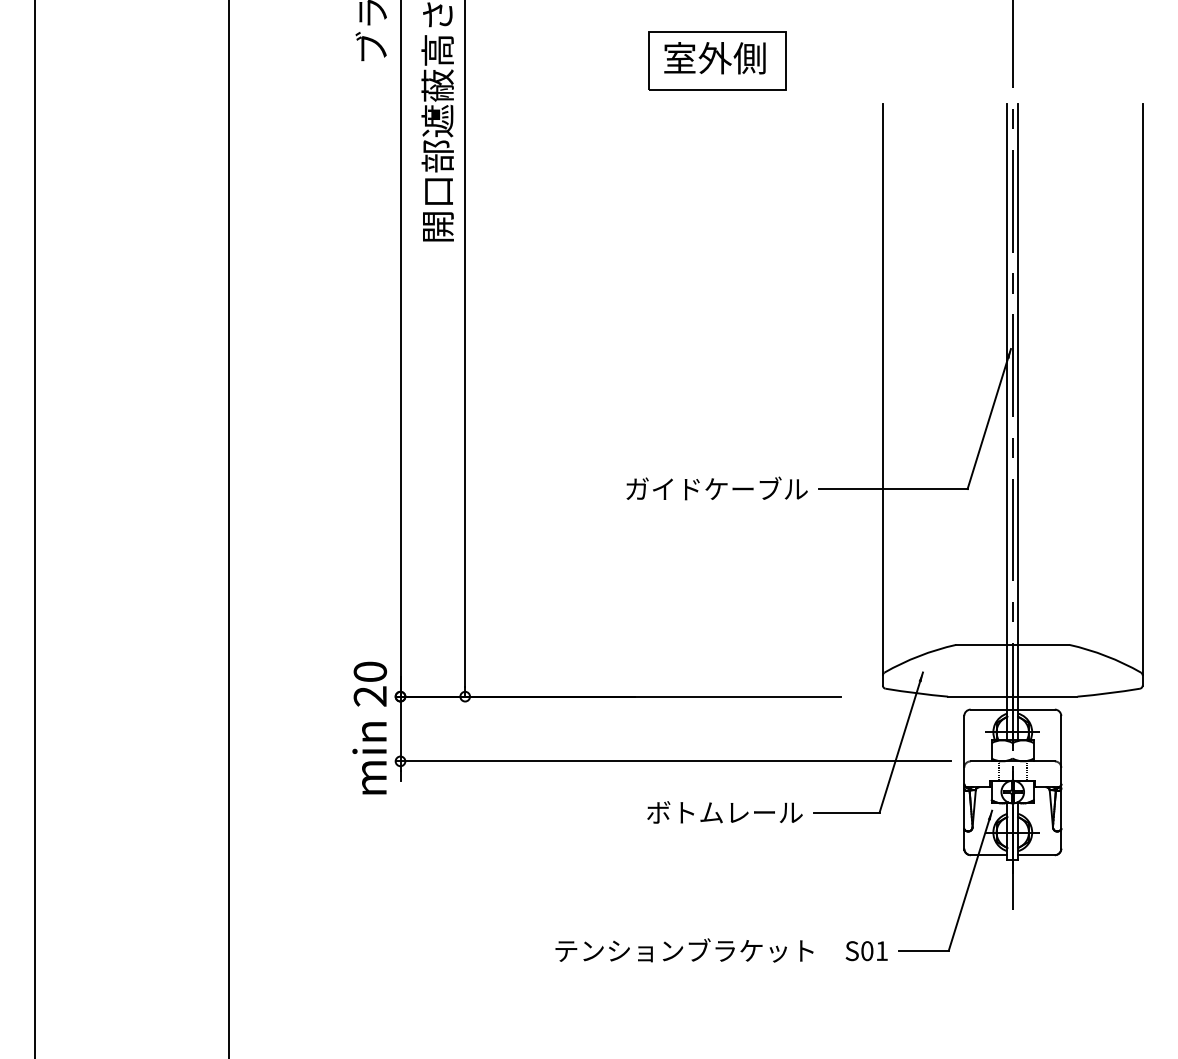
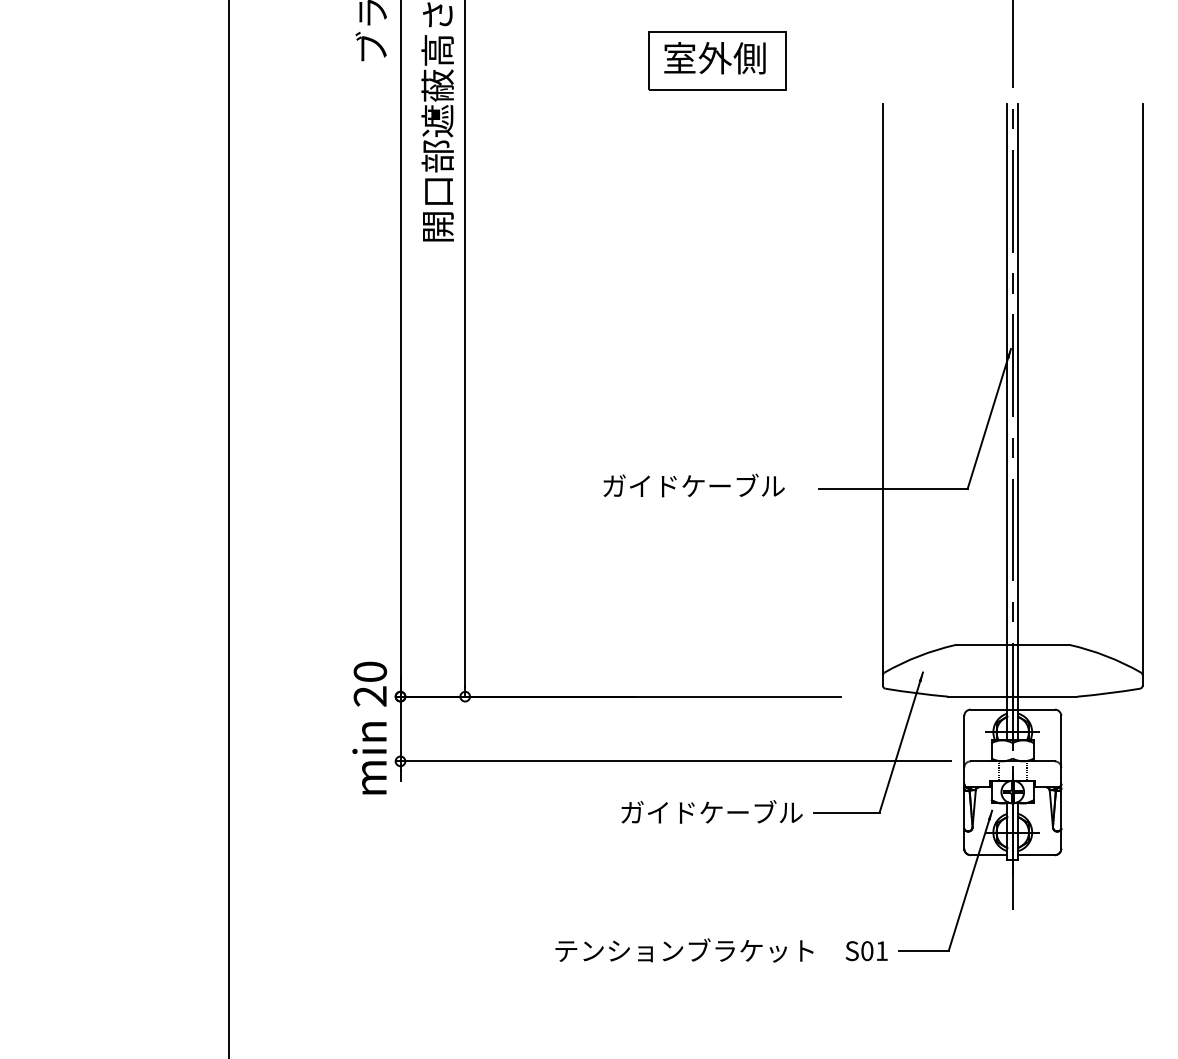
text position: (716, 488) -> (693, 485) (693, 485)
line: present -> none (35, 528)
text: ボトムレール -> ガイドケーブル (698, 811)
